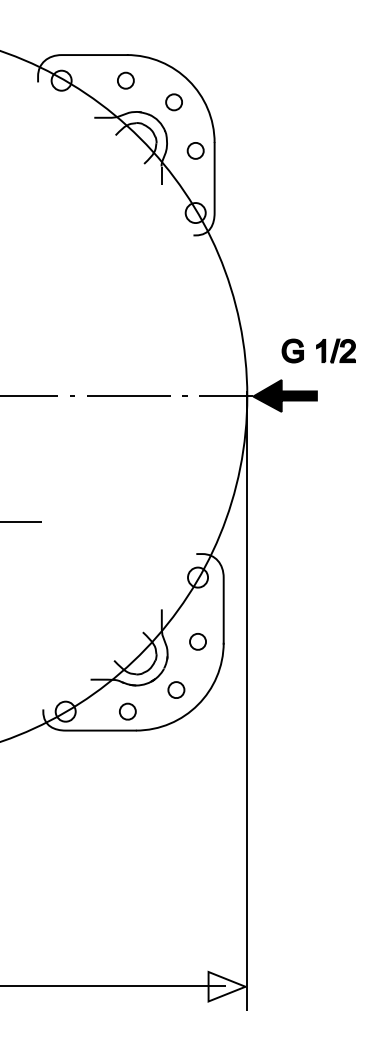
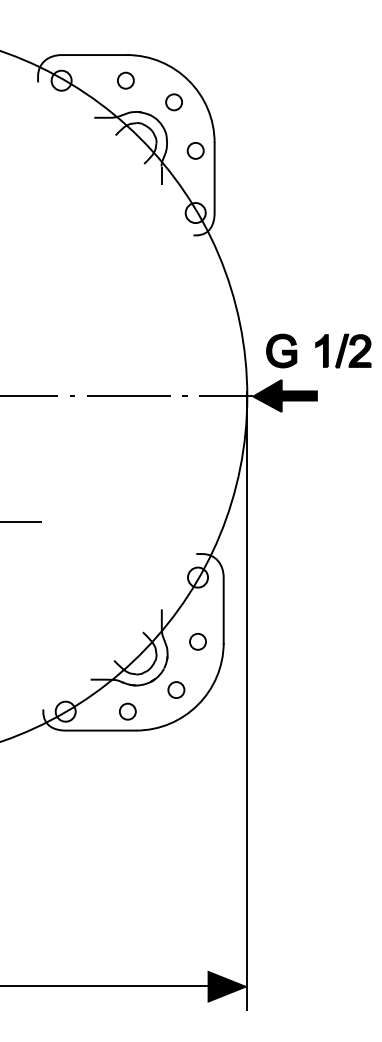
part size: 75x26 px -> 106x36 px (318, 350)
fill: none -> present (226, 986)
